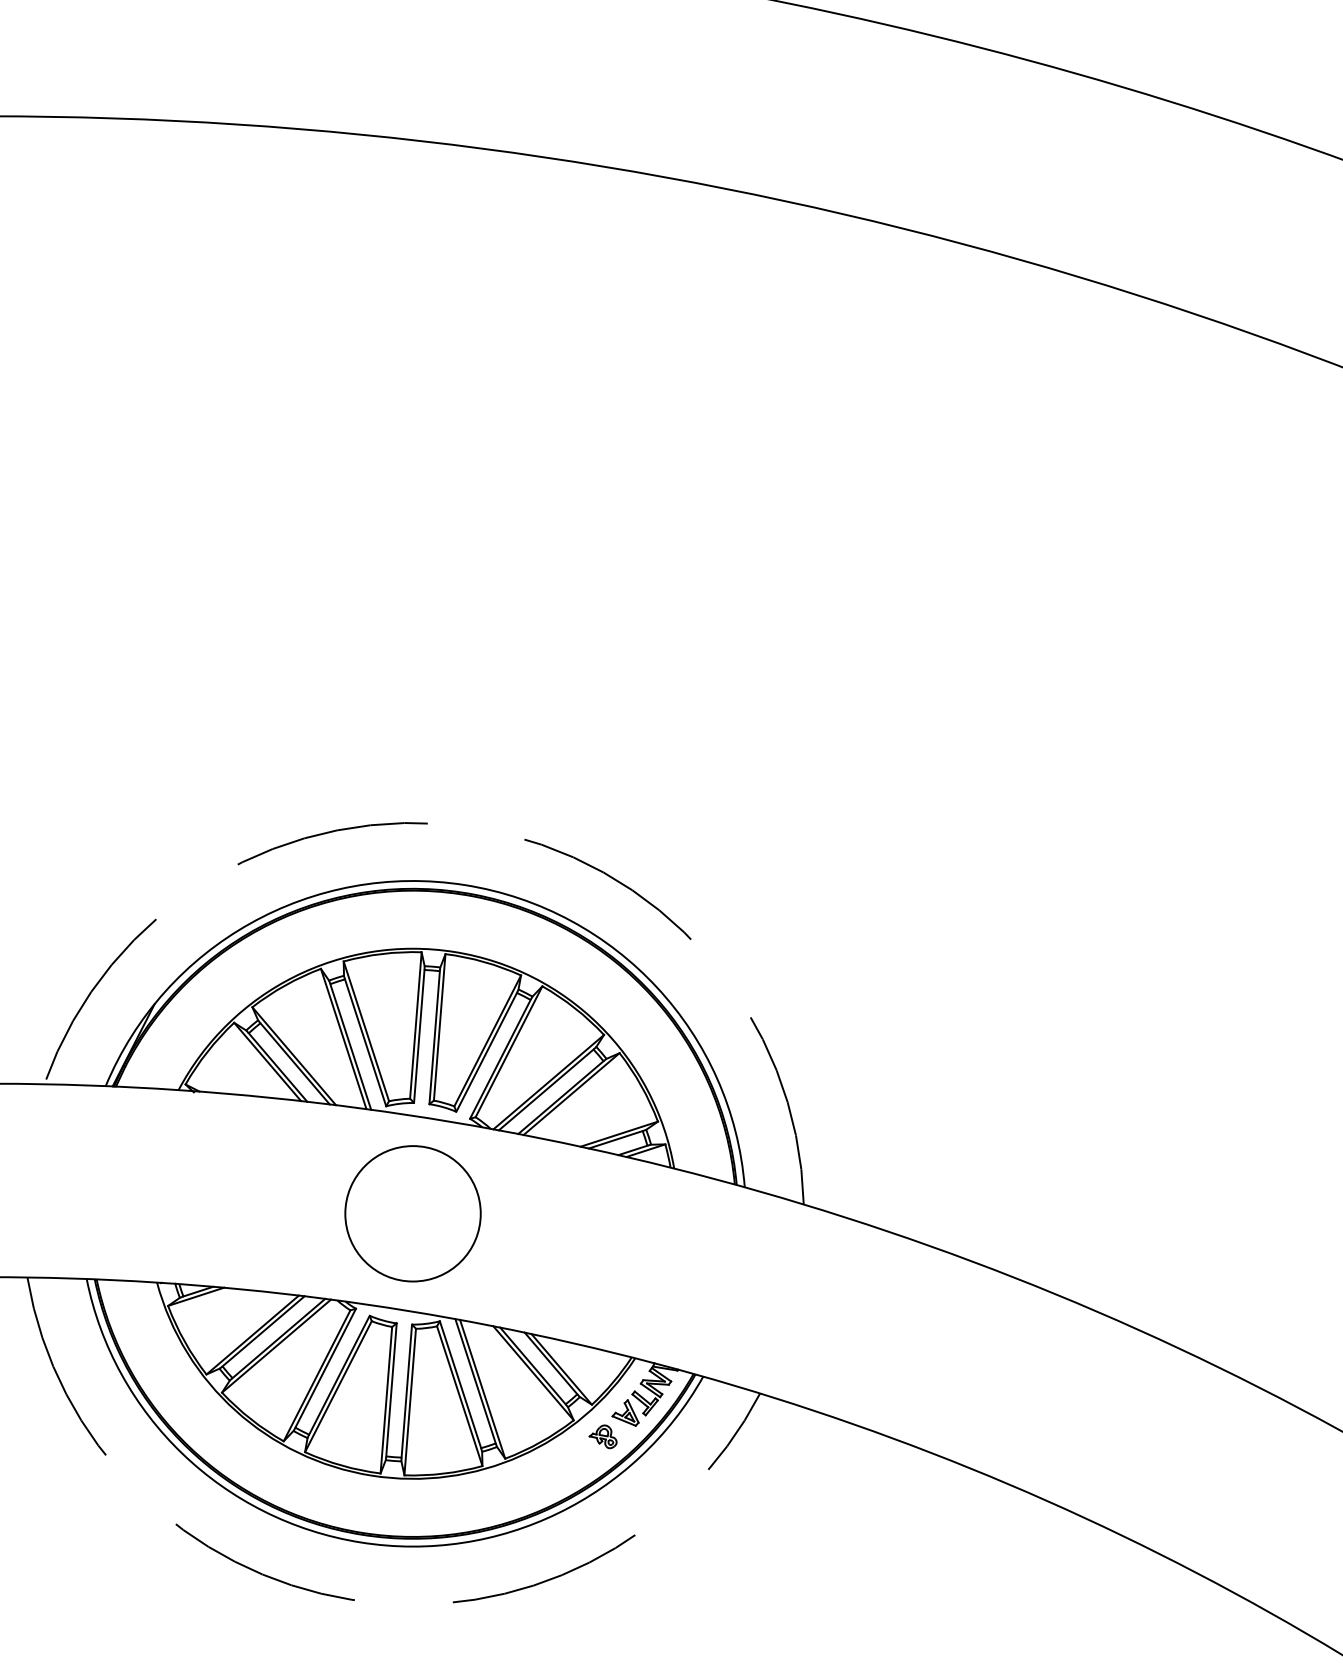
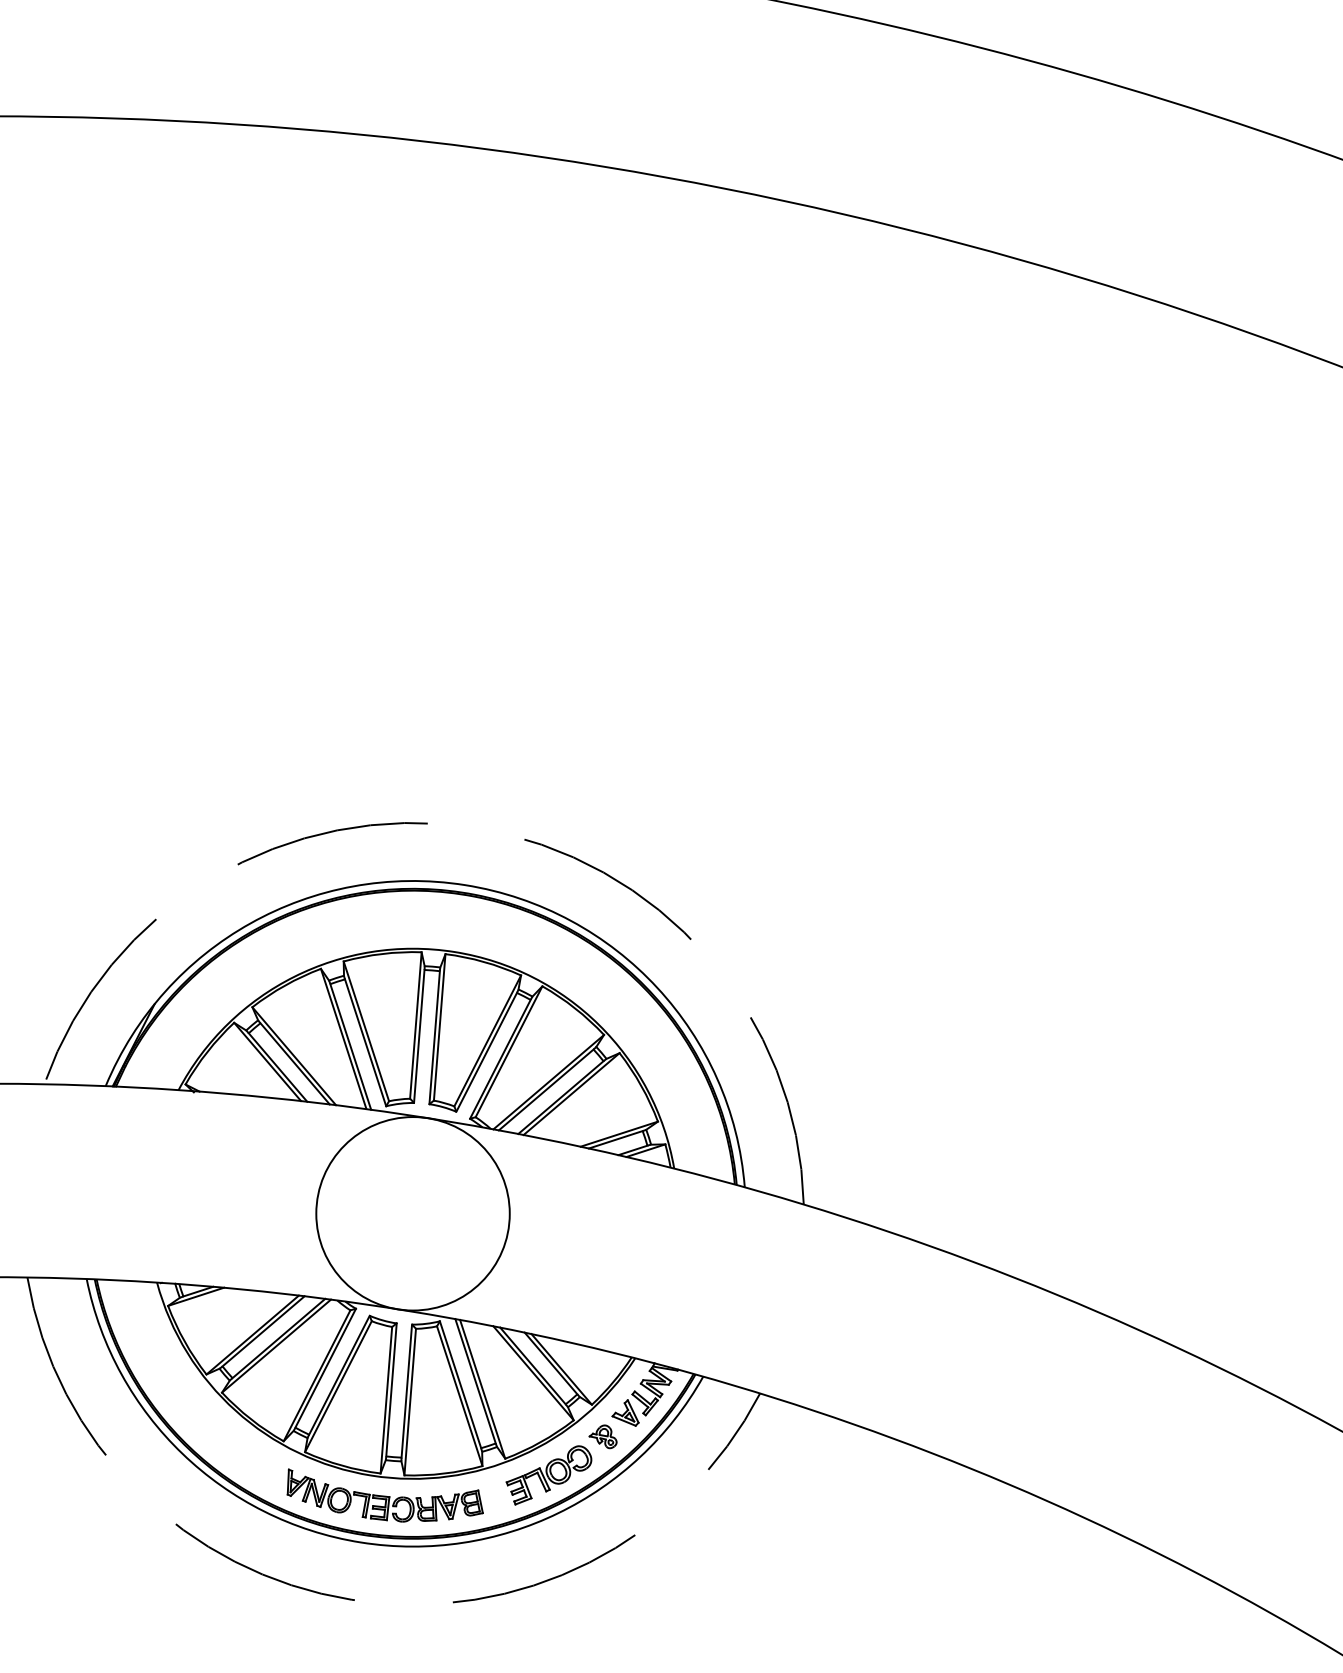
circle diameter: 135 px -> 193 px (412, 1213)
part: none -> present (548, 1475)
part: none -> present (384, 1495)
